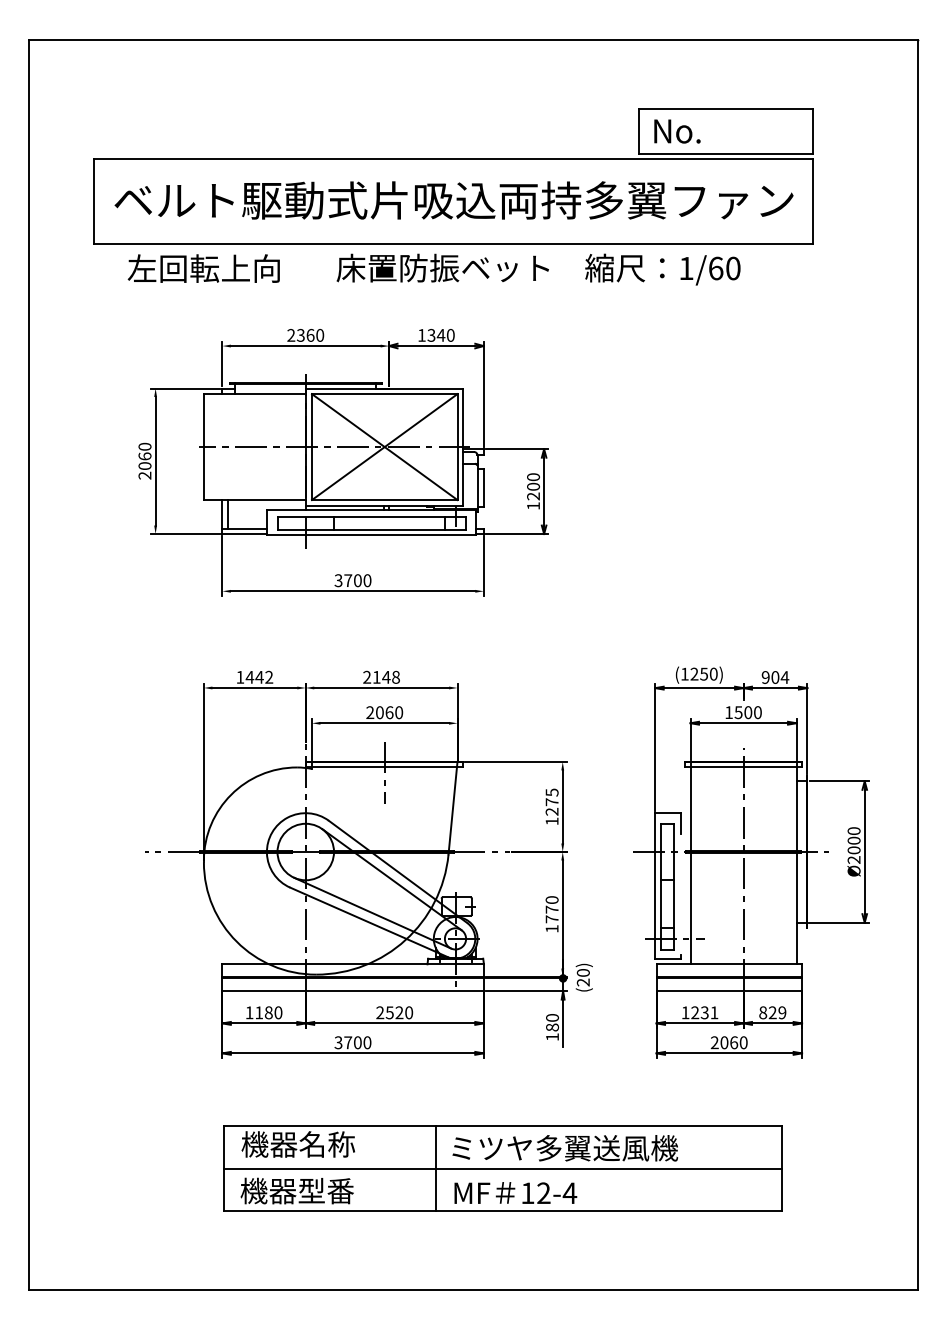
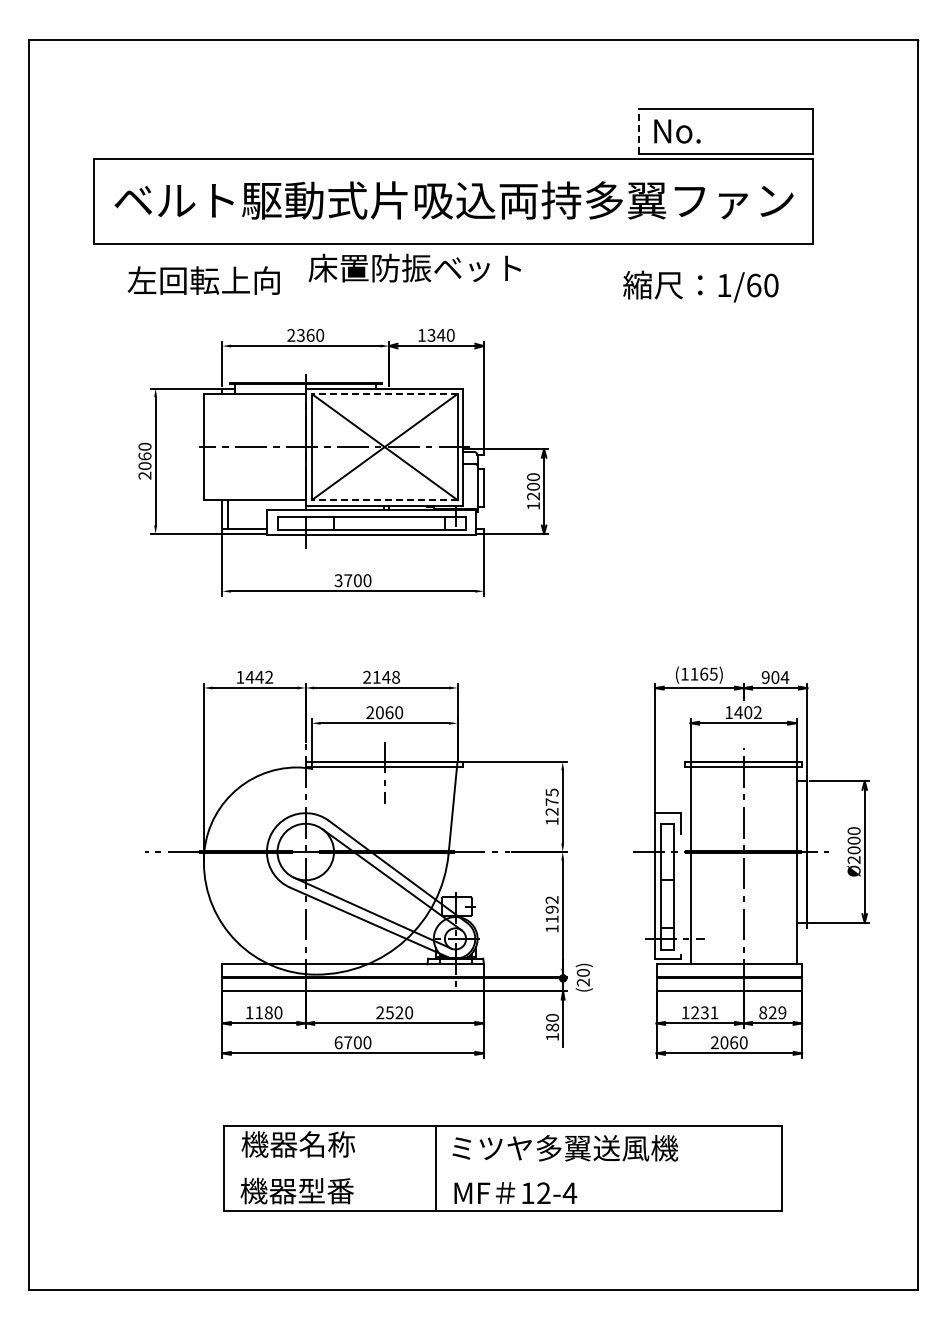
line: solid -> dashed (639, 130)
text position: (442, 267) -> (414, 267) (414, 267)
text position: (203, 268) -> (203, 280) (203, 280)
text position: (662, 269) -> (700, 286) (700, 286)
line: solid -> dashed (384, 394)
line: solid -> dashed (384, 500)
text: (1250) -> (1165) (703, 673)
text: 1500 -> 1402 (747, 712)
text: 1770 -> 1192 (551, 909)
text: 3700 -> 6700 (338, 1042)
line: present -> none (502, 1168)
